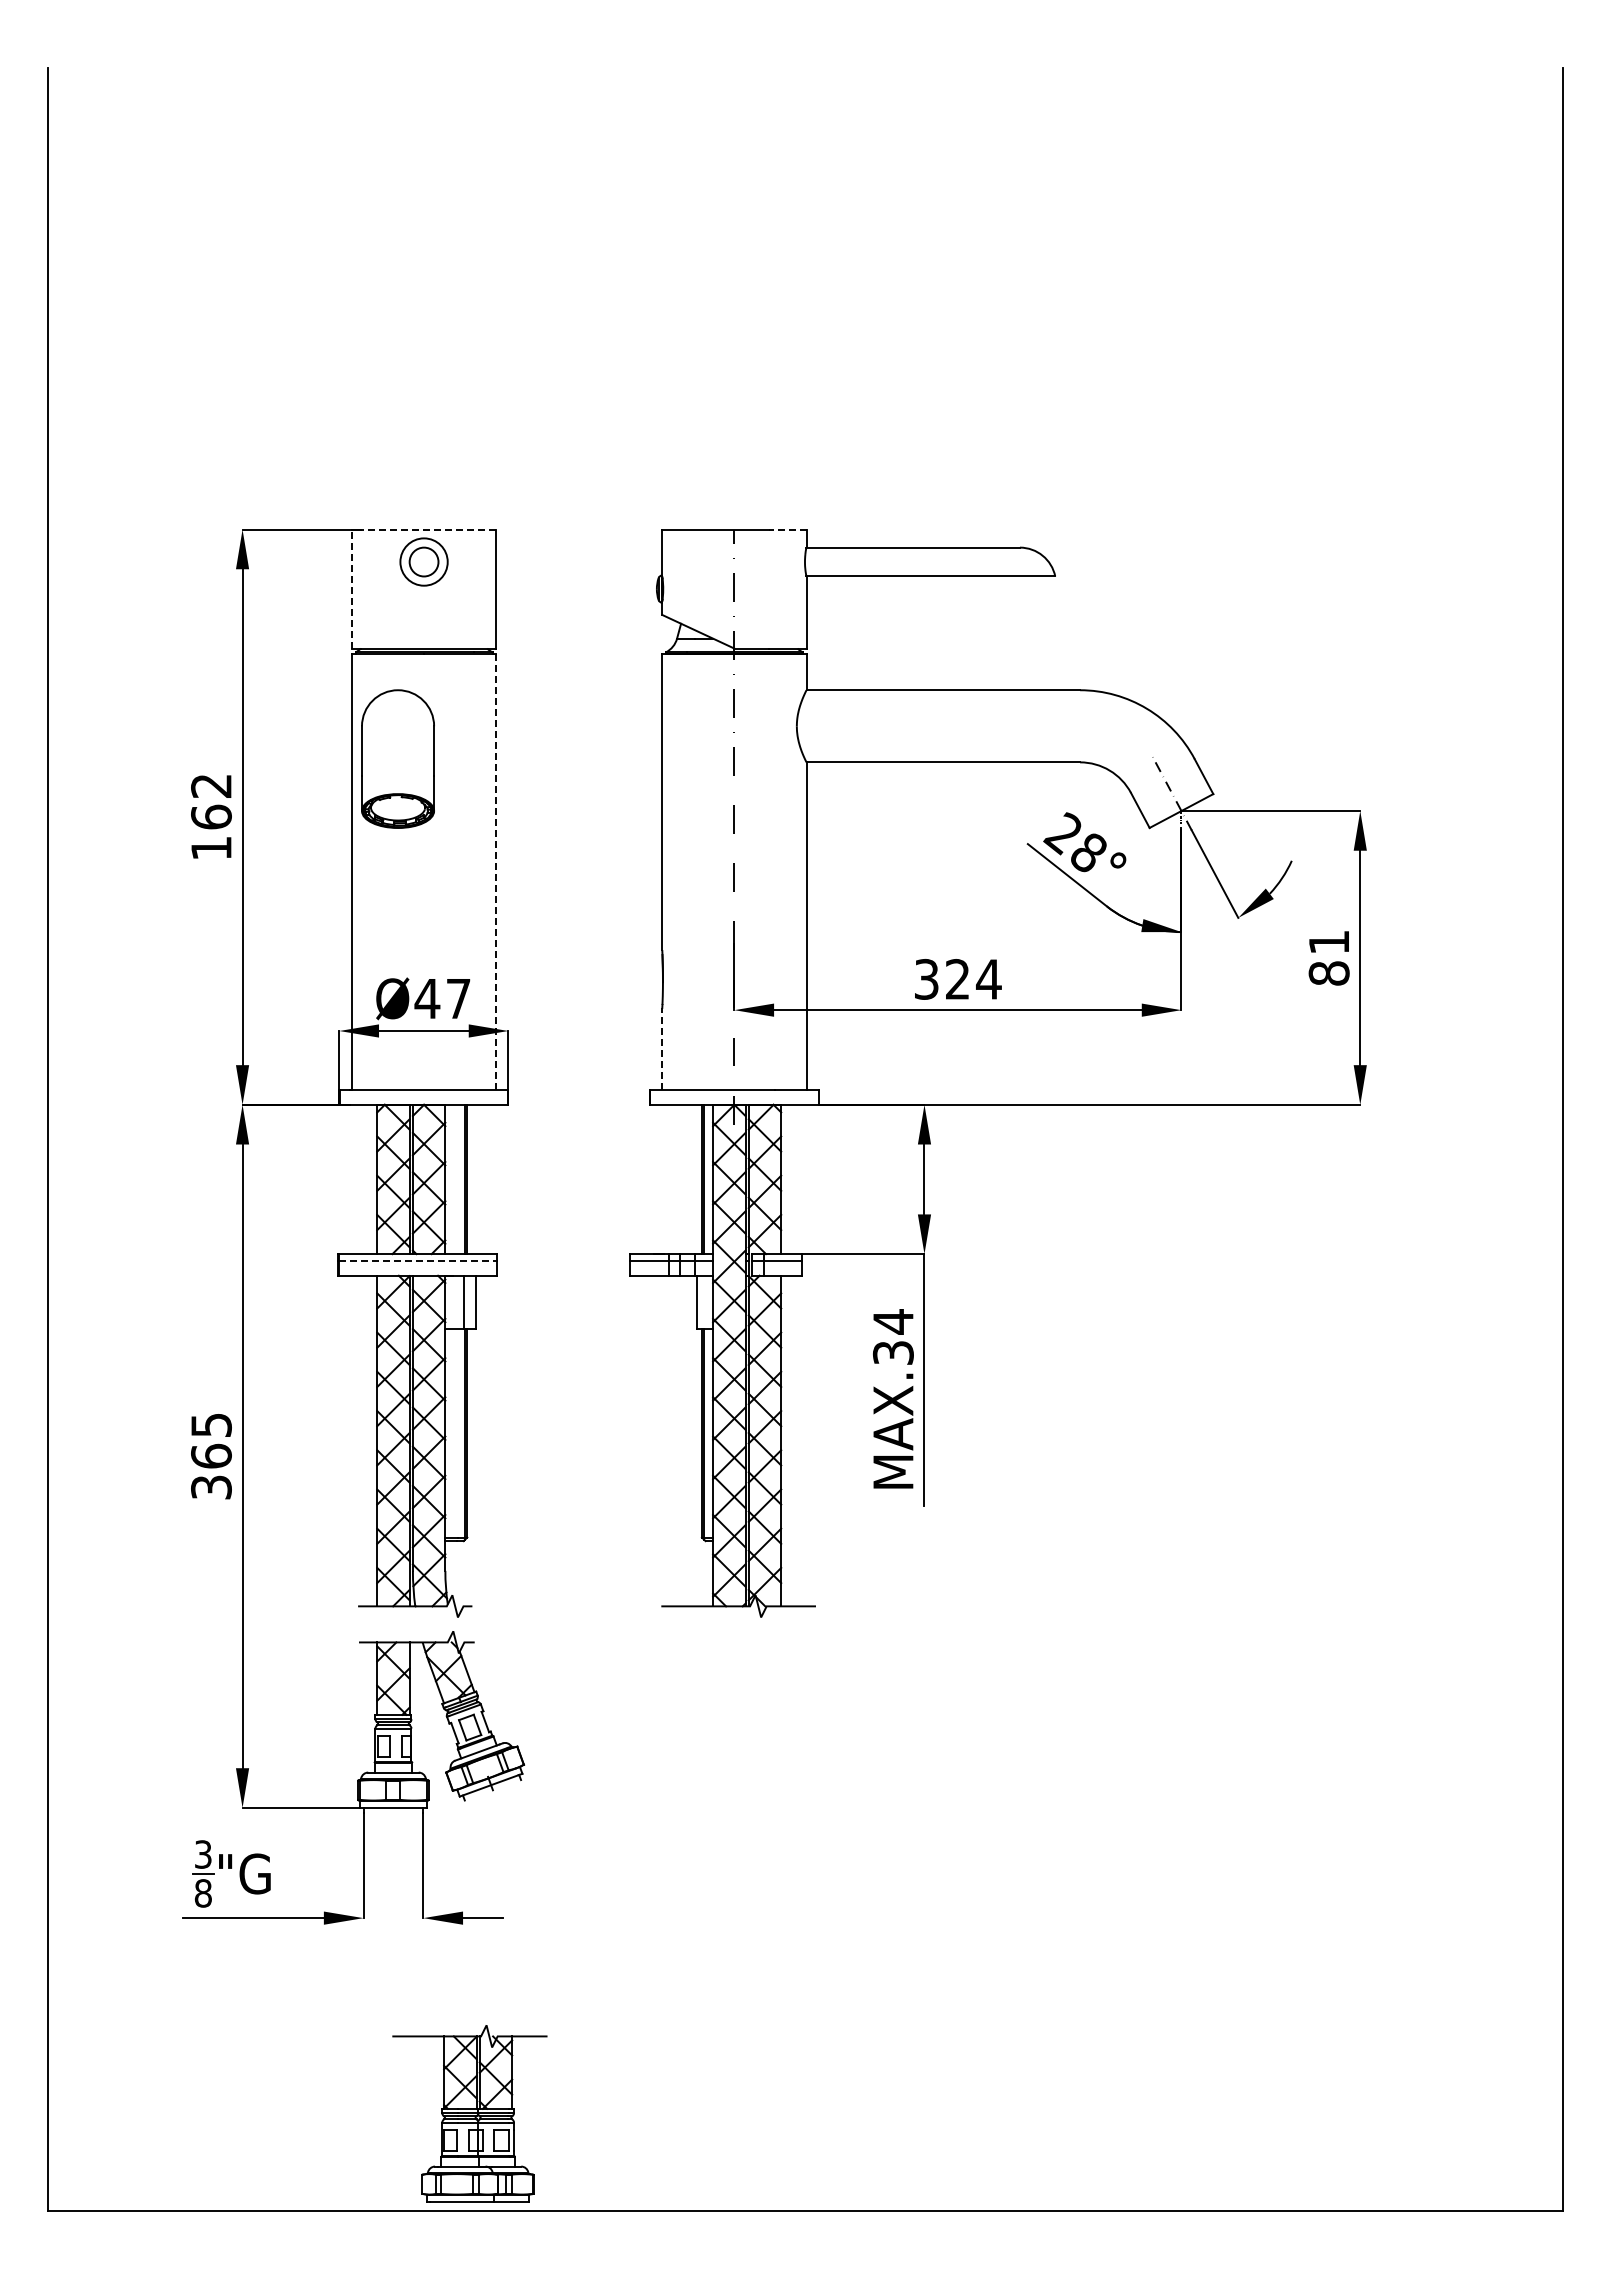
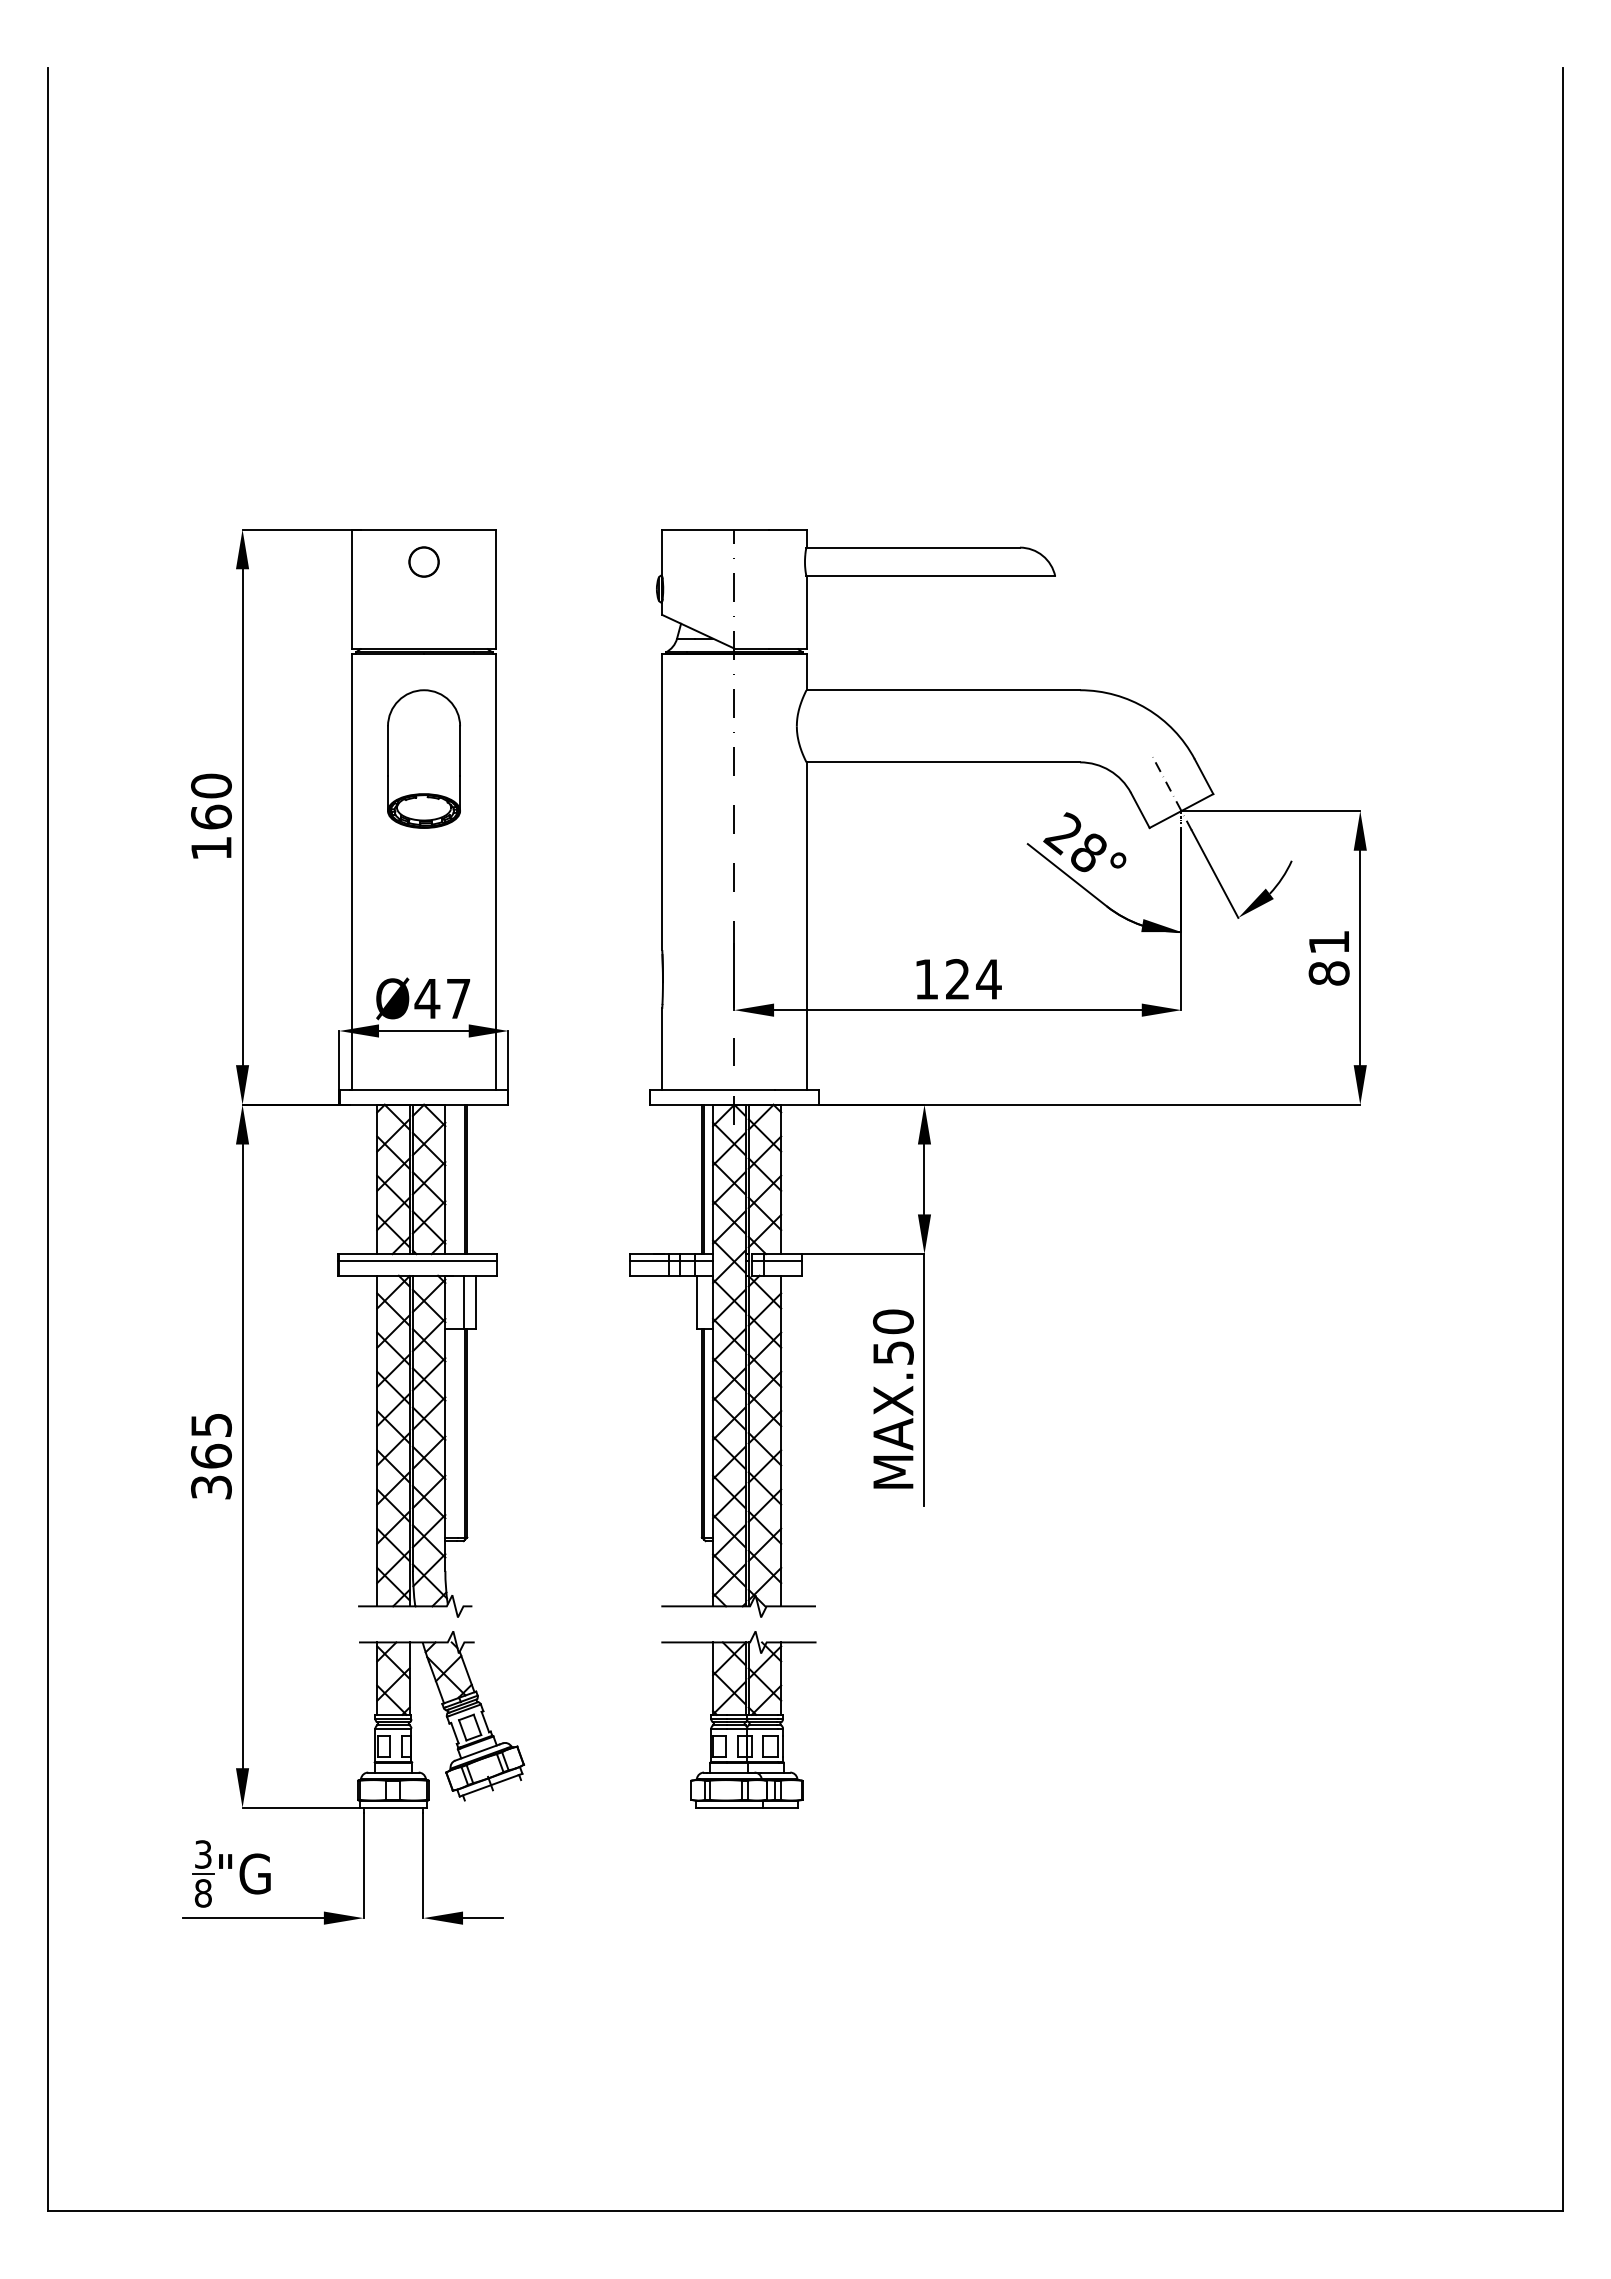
line: dashed -> solid (428, 529)
line: dashed -> solid (787, 529)
circle diameter: 47 px -> 30 px (423, 561)
line: dashed -> solid (351, 588)
part position: (397, 758) -> (423, 758) (423, 758)
text: 162 -> 160 (211, 785)
line: dashed -> solid (496, 871)
text: 324 -> 124 (926, 978)
line: dashed -> solid (662, 1048)
line: dashed -> solid (417, 1261)
text: MAX.34 -> MAX.50 (892, 1336)
part position: (469, 2113) -> (738, 1719) (738, 1719)
